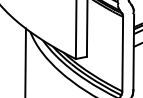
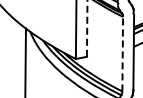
line: solid -> dashed (87, 28)
line: solid -> dashed (122, 53)
